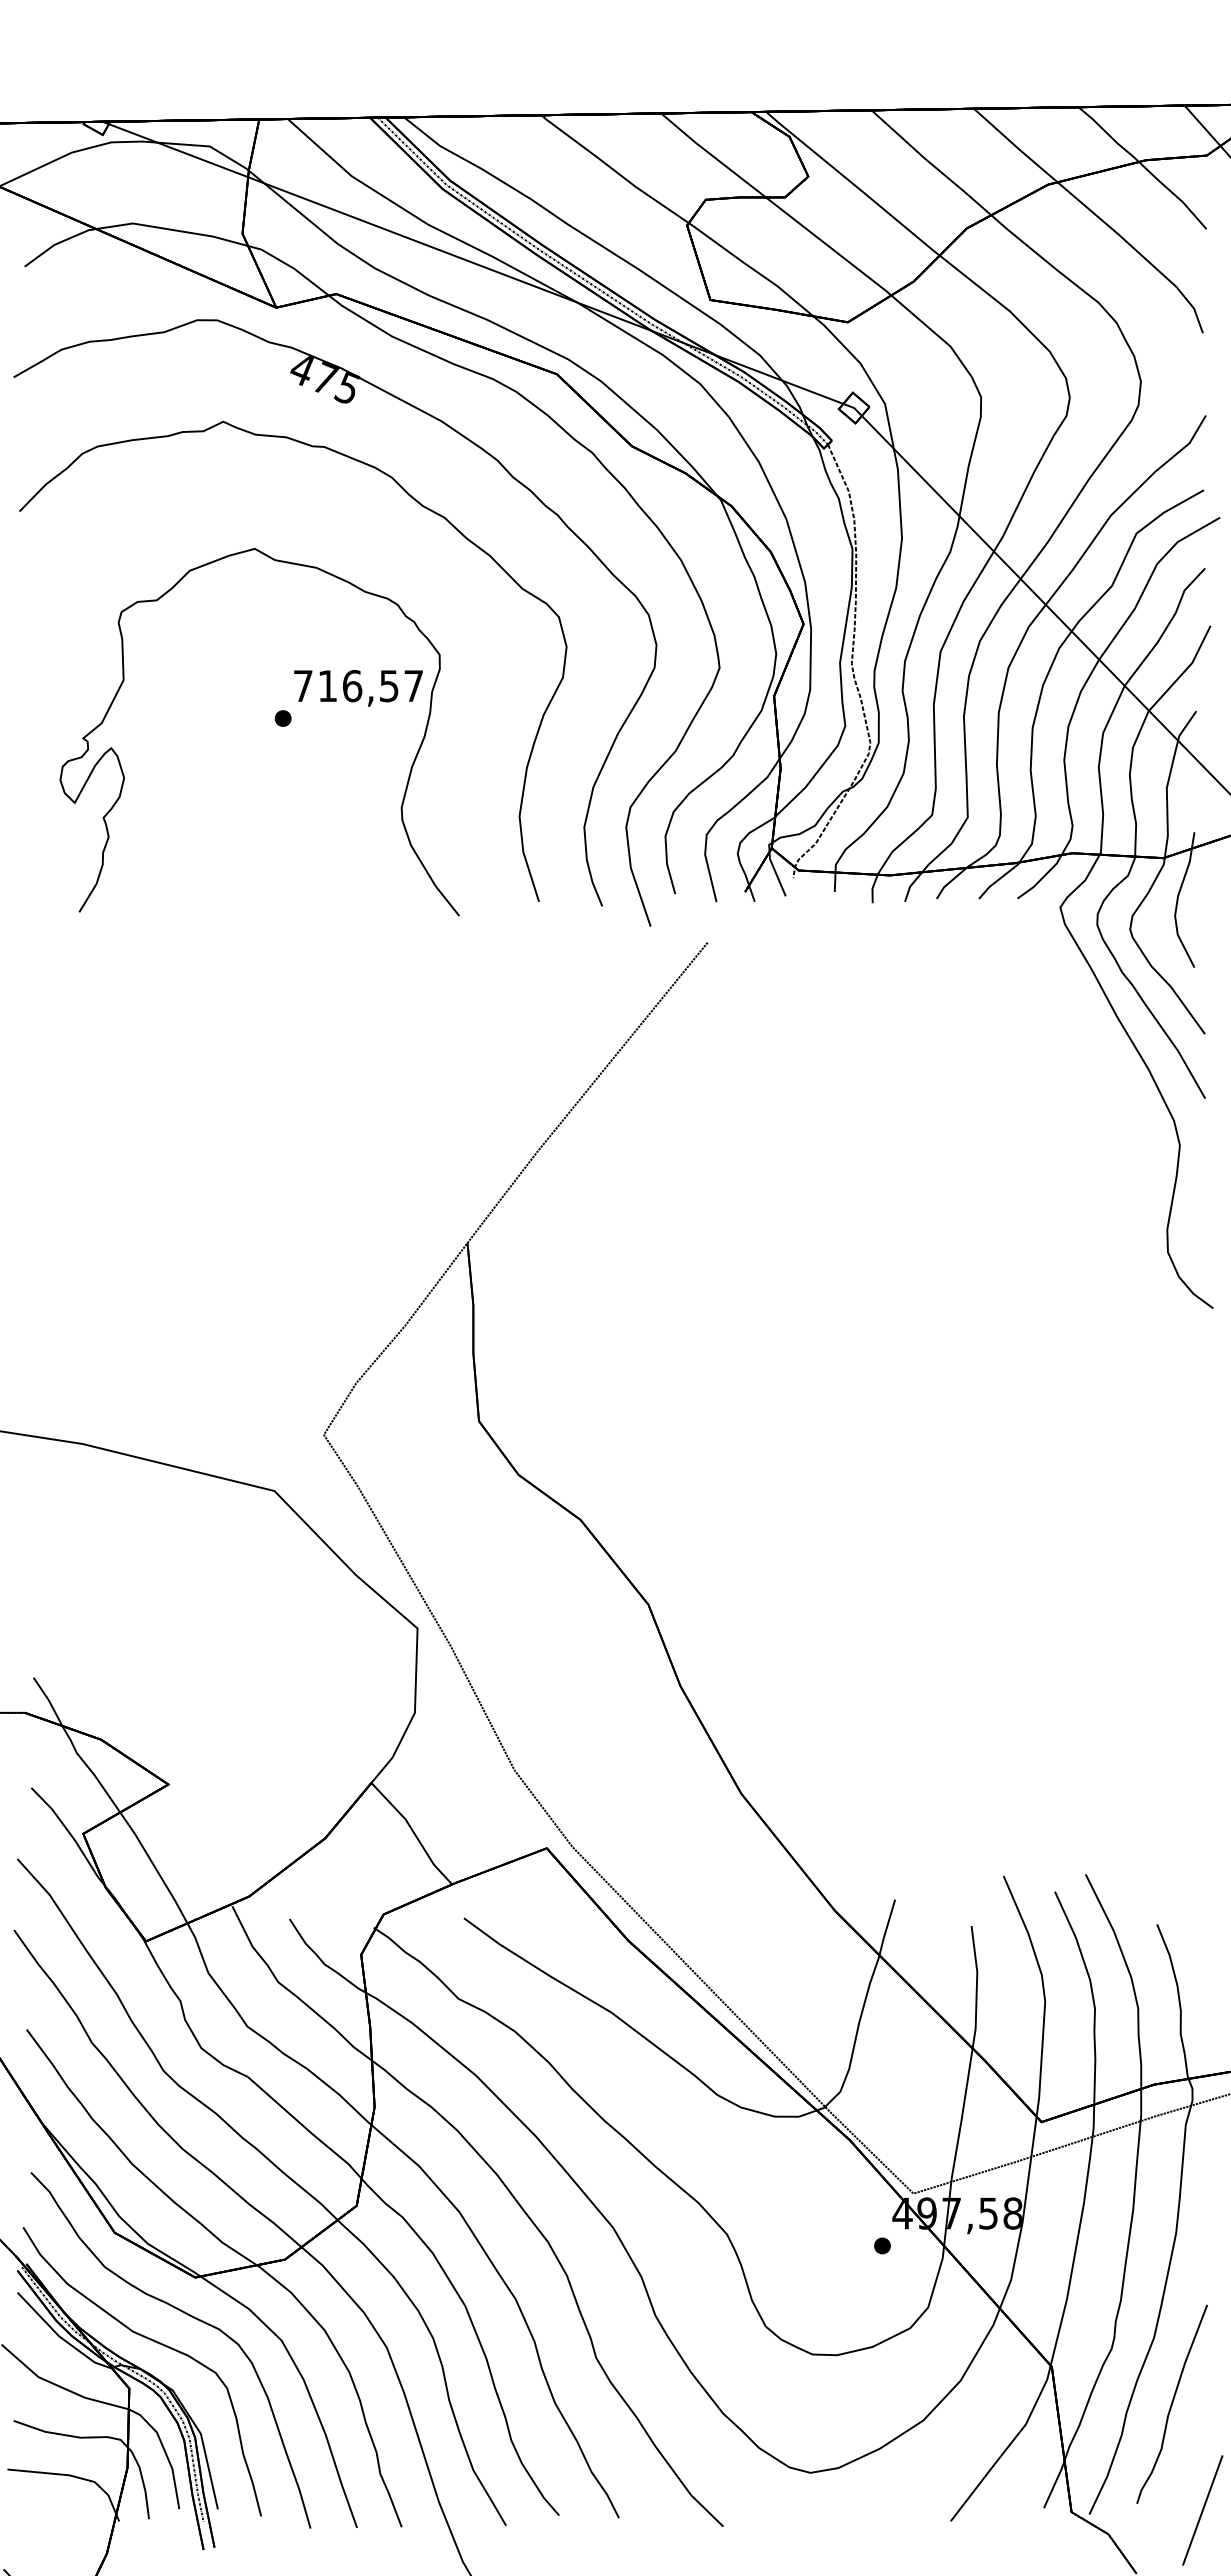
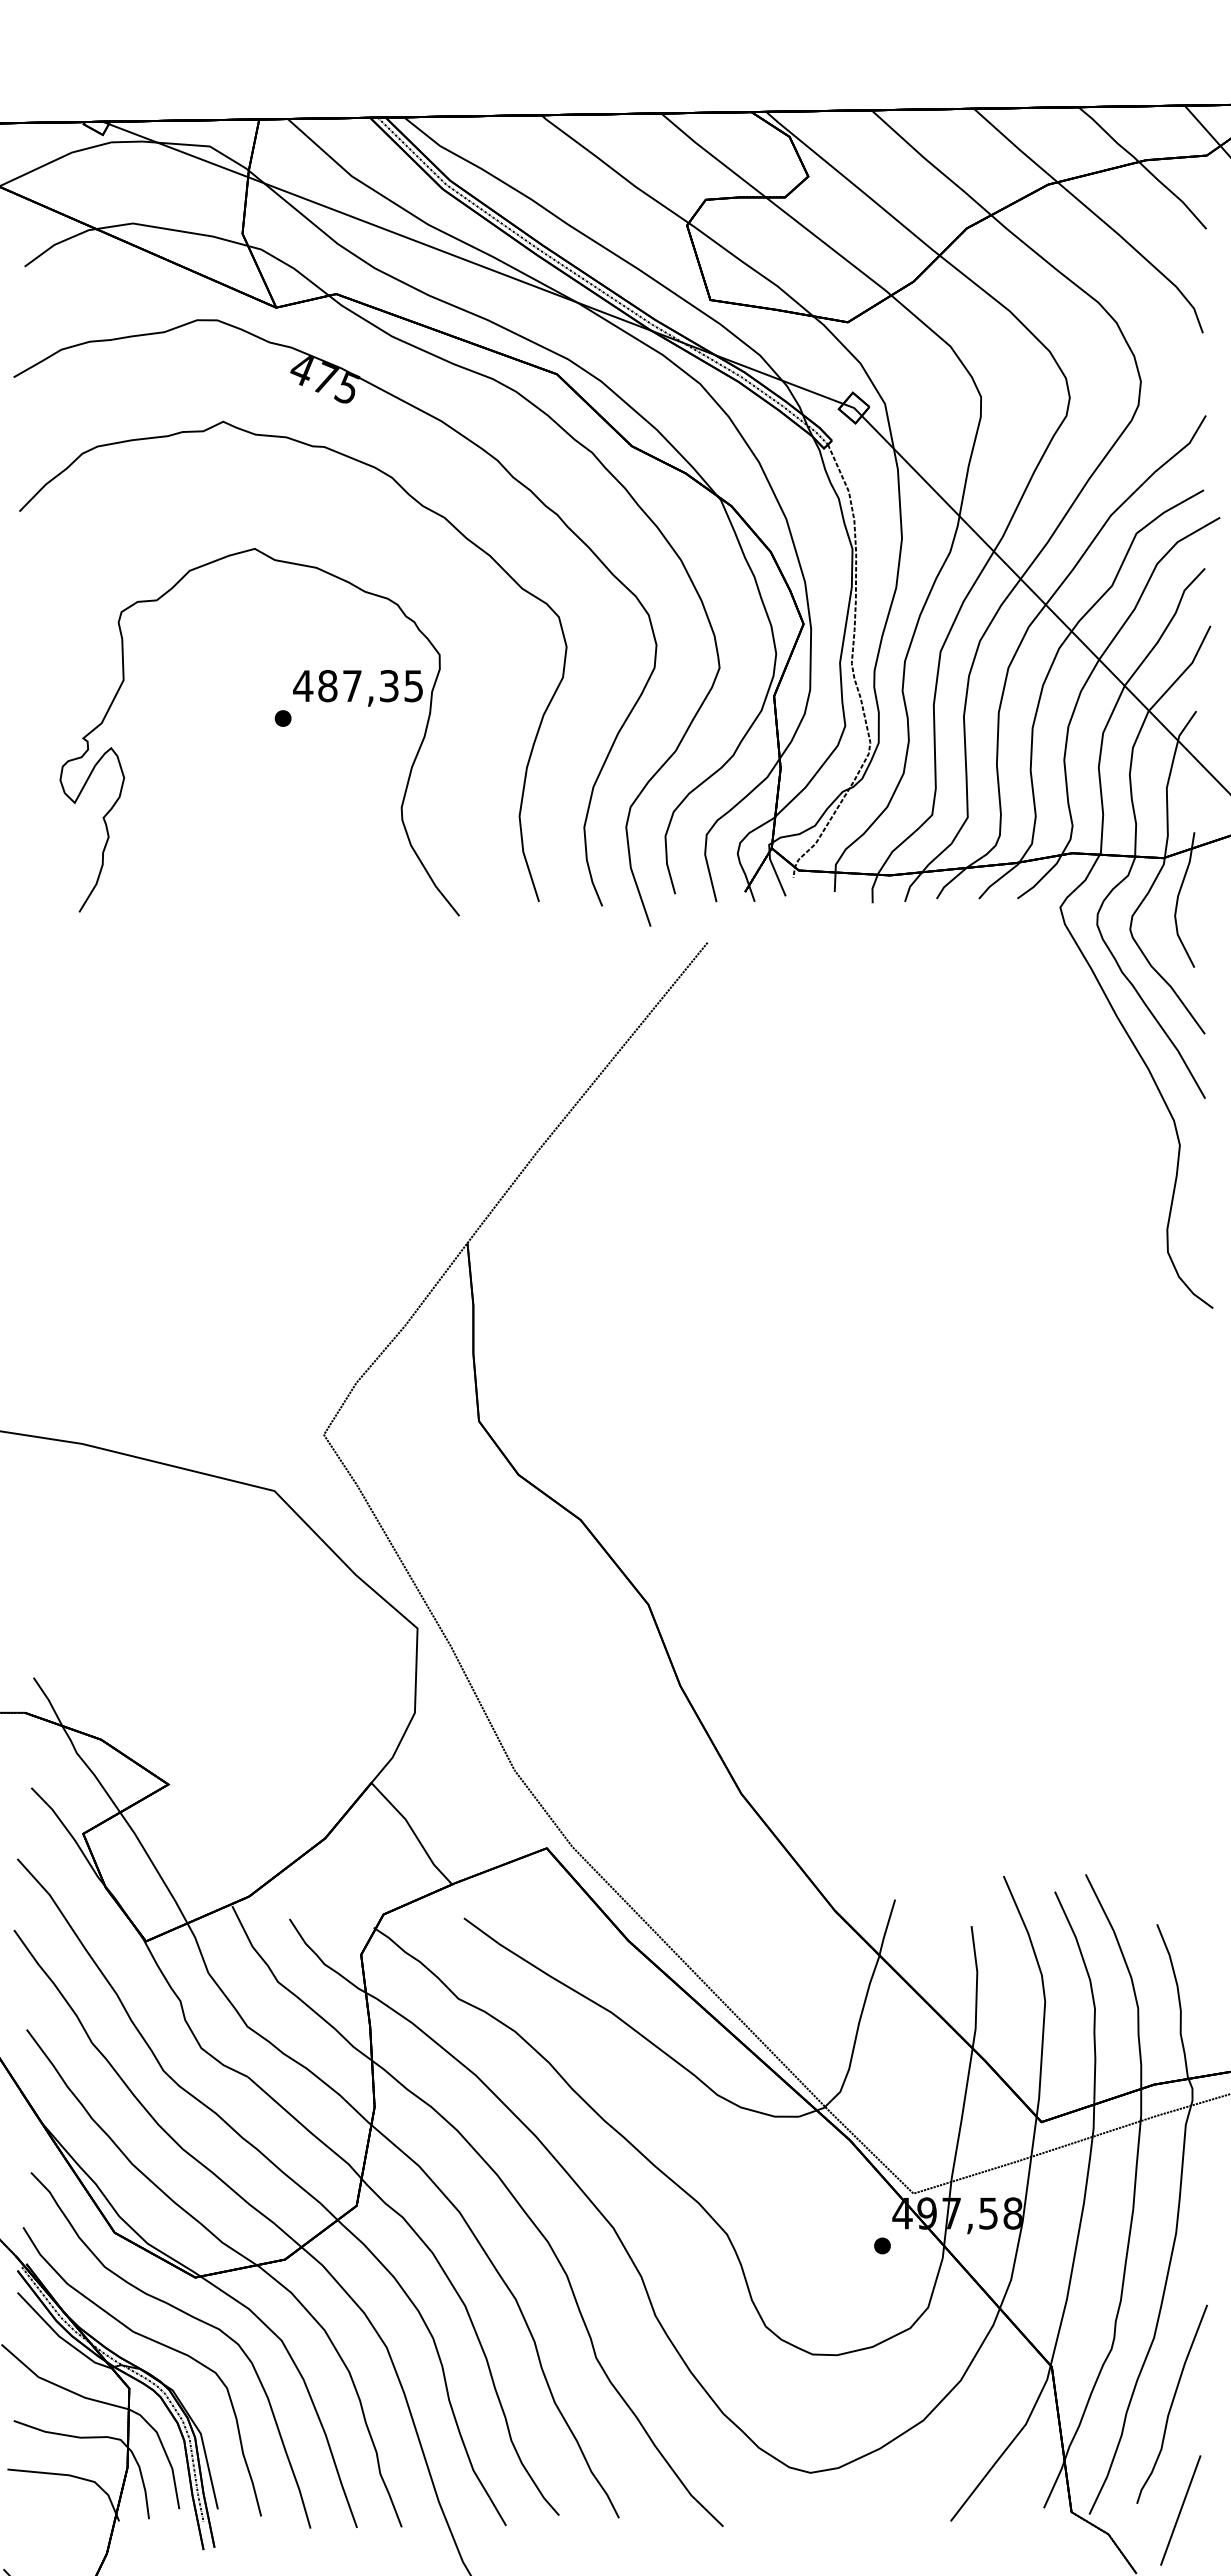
text: 716,57 -> 487,35 (357, 686)
line position: (1202, 2510) -> (1180, 2510) (1180, 2510)
